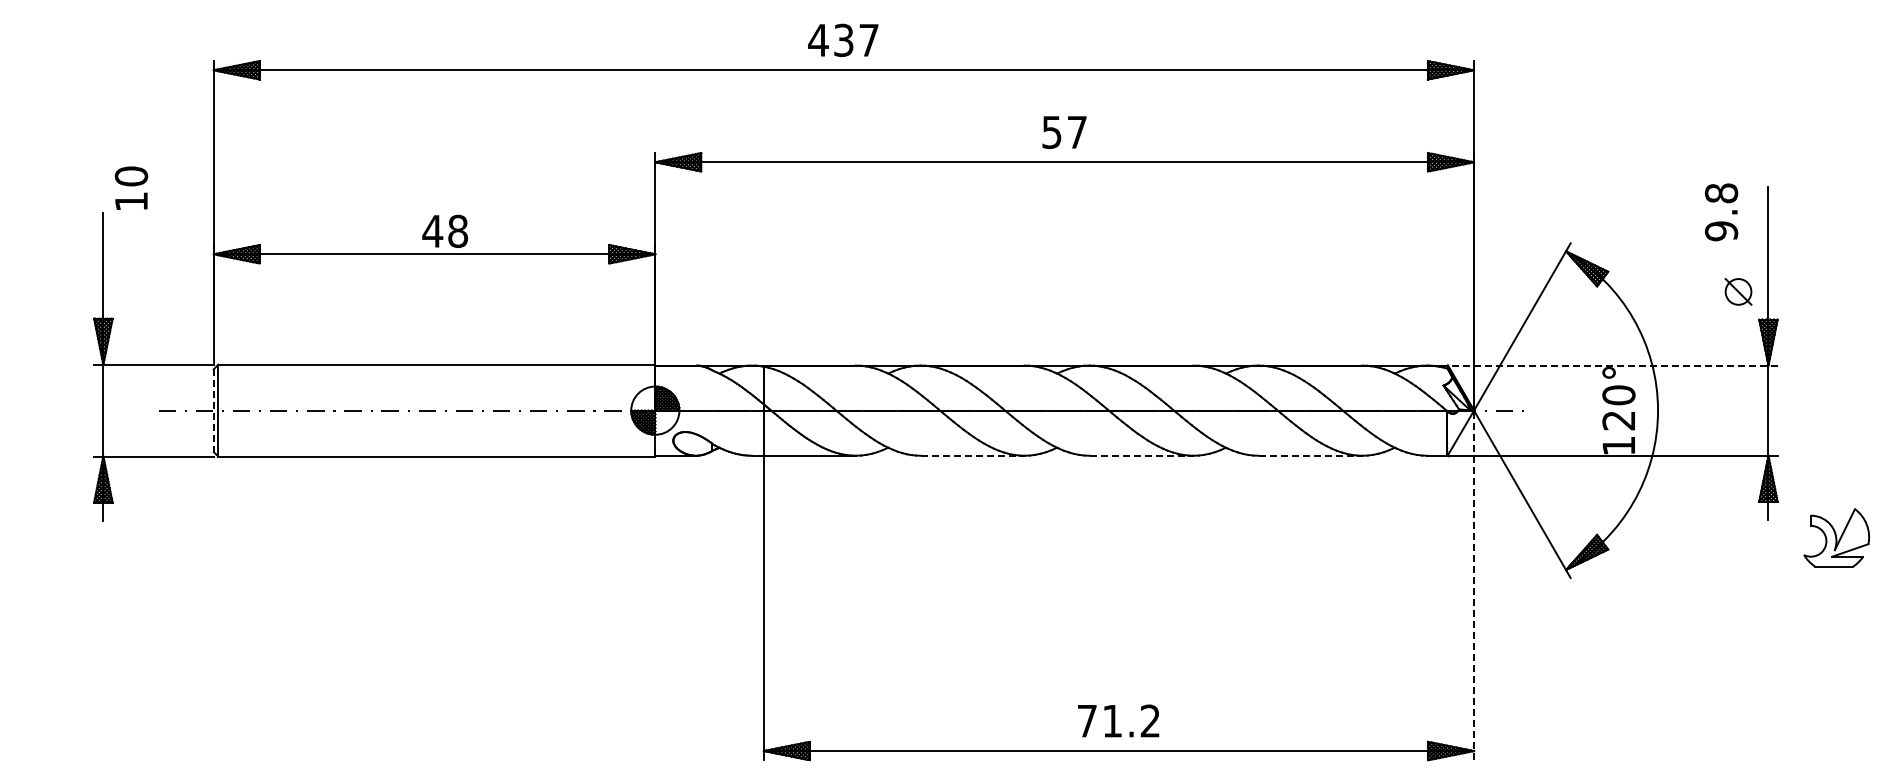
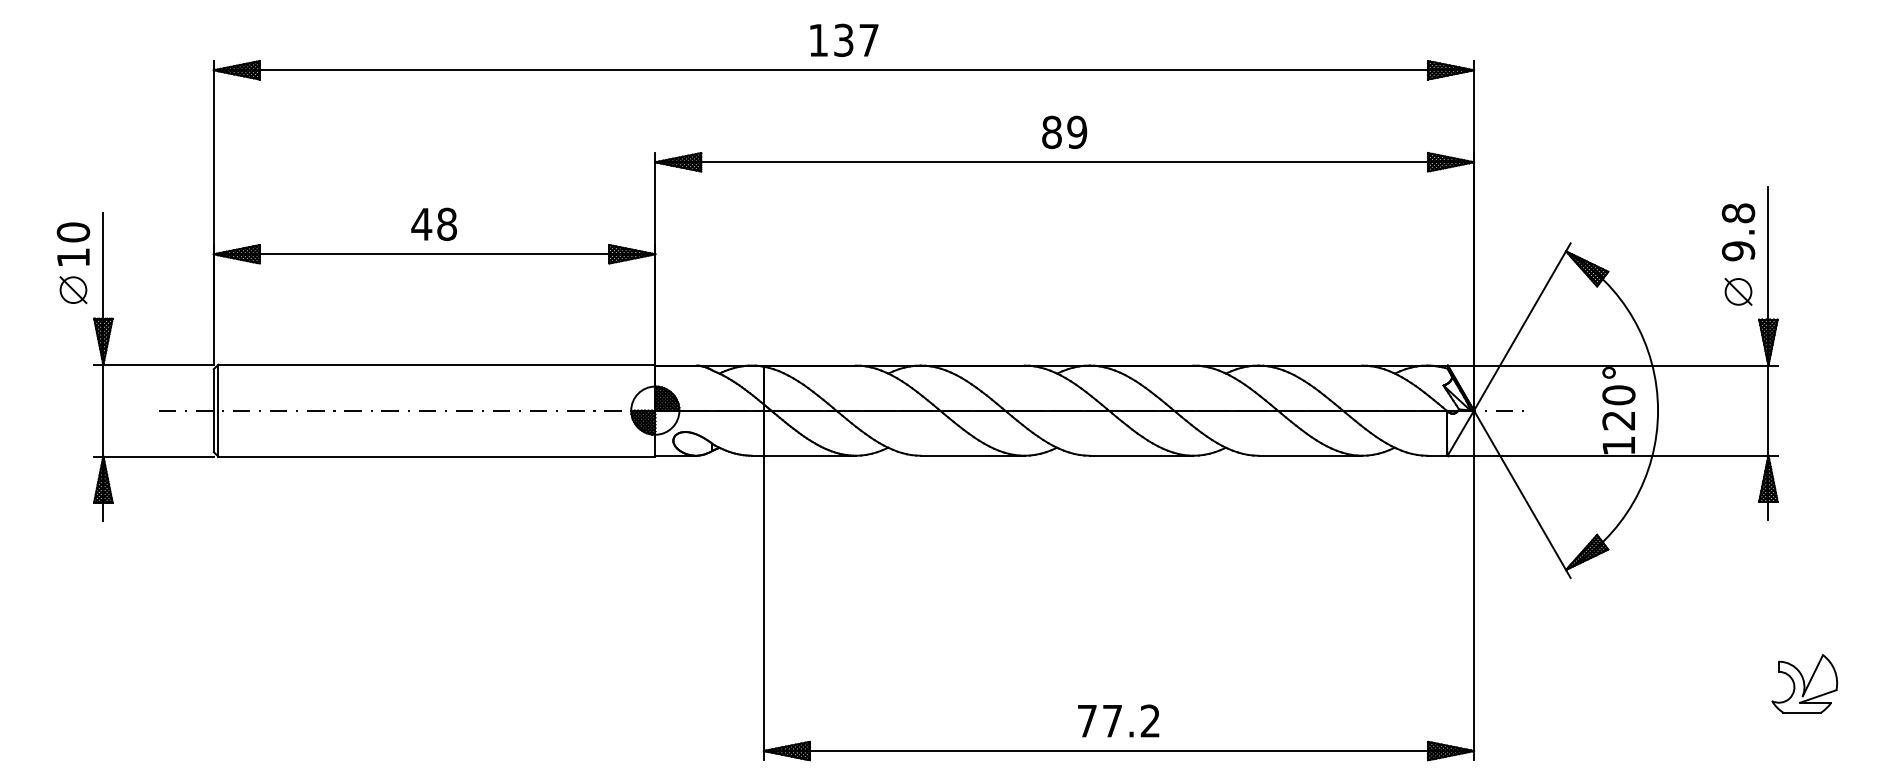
text: 437 -> 137 (818, 40)
text: 57 -> 89 (1064, 132)
text position: (131, 187) -> (73, 243) (73, 243)
text position: (1721, 212) -> (1738, 232) (1738, 232)
text position: (444, 230) -> (433, 223) (433, 223)
part: none -> present (73, 290)
line: dashed -> solid (1612, 365)
line: dashed -> solid (213, 411)
line: dashed -> solid (972, 455)
line: dashed -> solid (1141, 455)
line: dashed -> solid (1310, 455)
part position: (1836, 537) -> (1804, 683) (1804, 683)
line: dashed -> solid (1474, 585)
text: 71.2 -> 77.2 (1112, 721)
